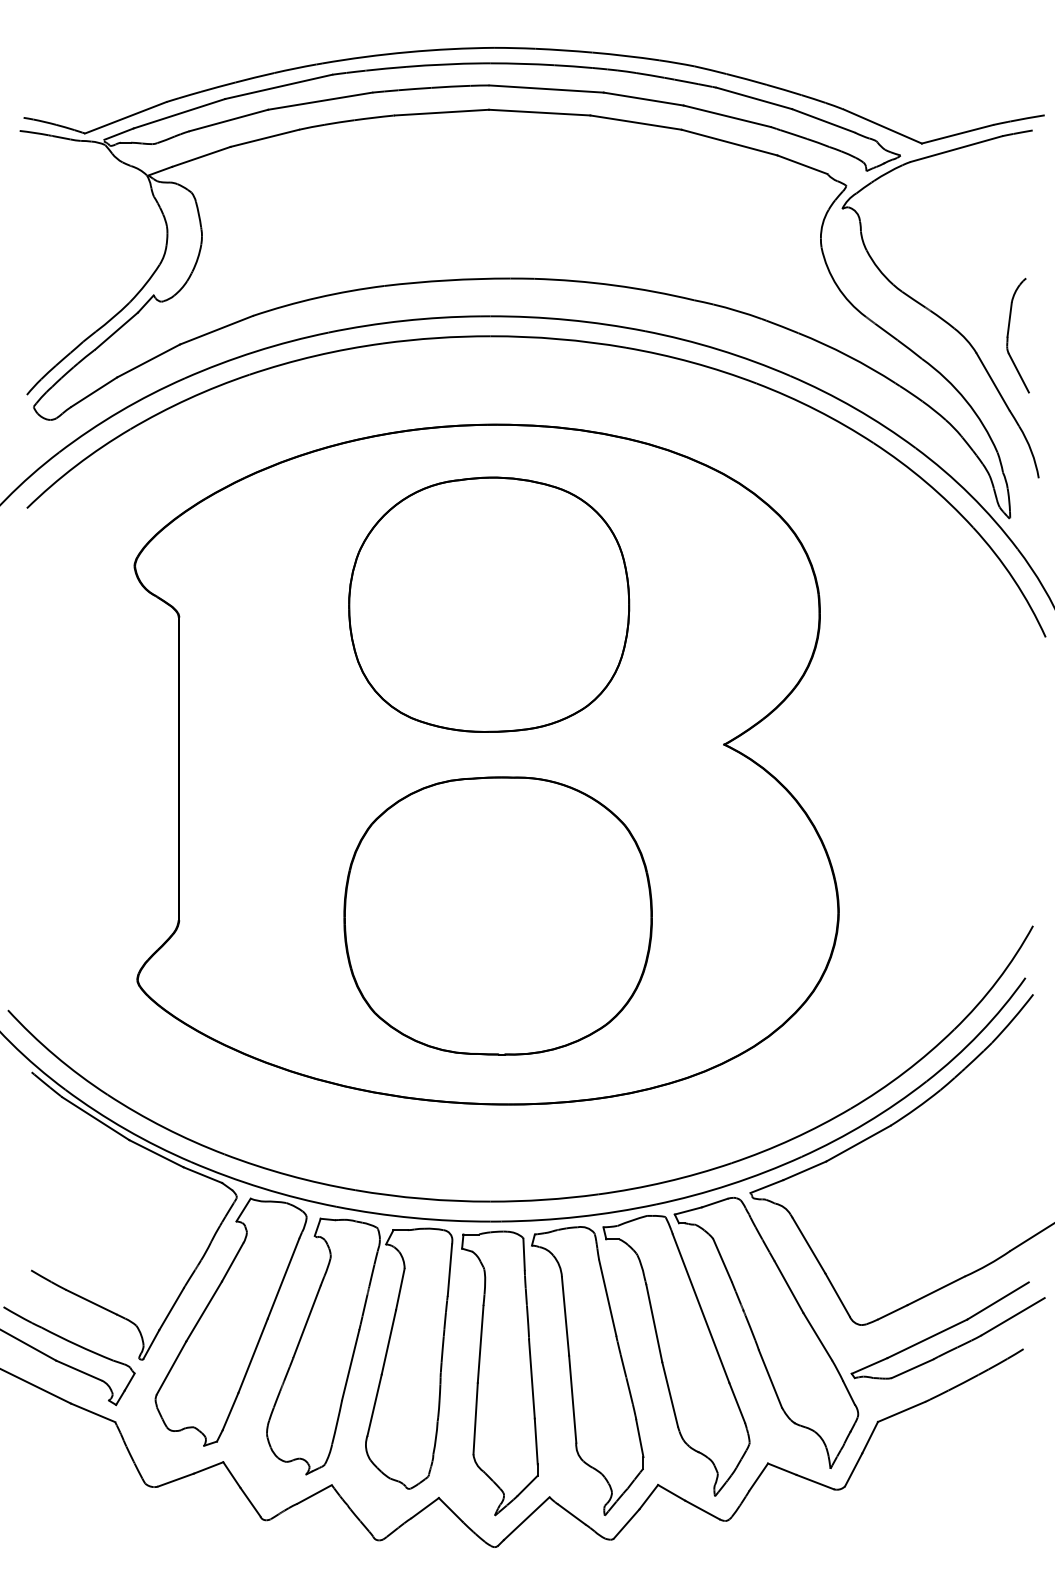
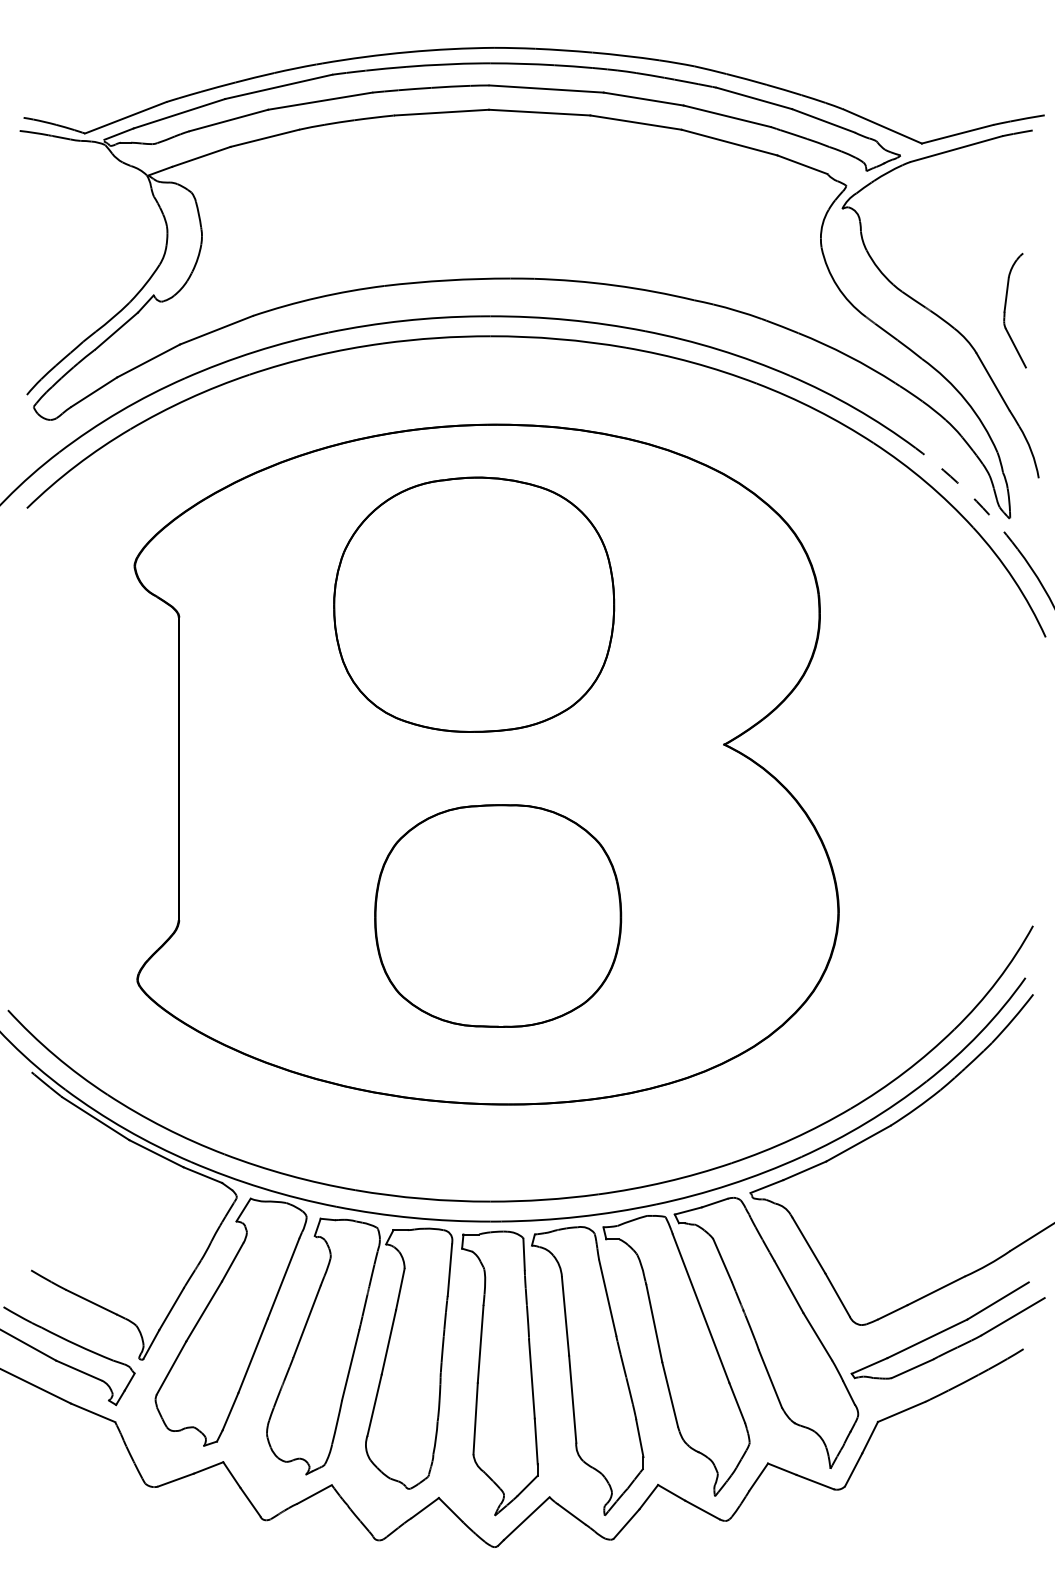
part position: (1009, 331) -> (1006, 306) (1006, 306)
arc: solid -> dashed (970, 495)
part position: (489, 604) -> (474, 604) (474, 604)
part size: 310x280 px -> 249x224 px (498, 915)
